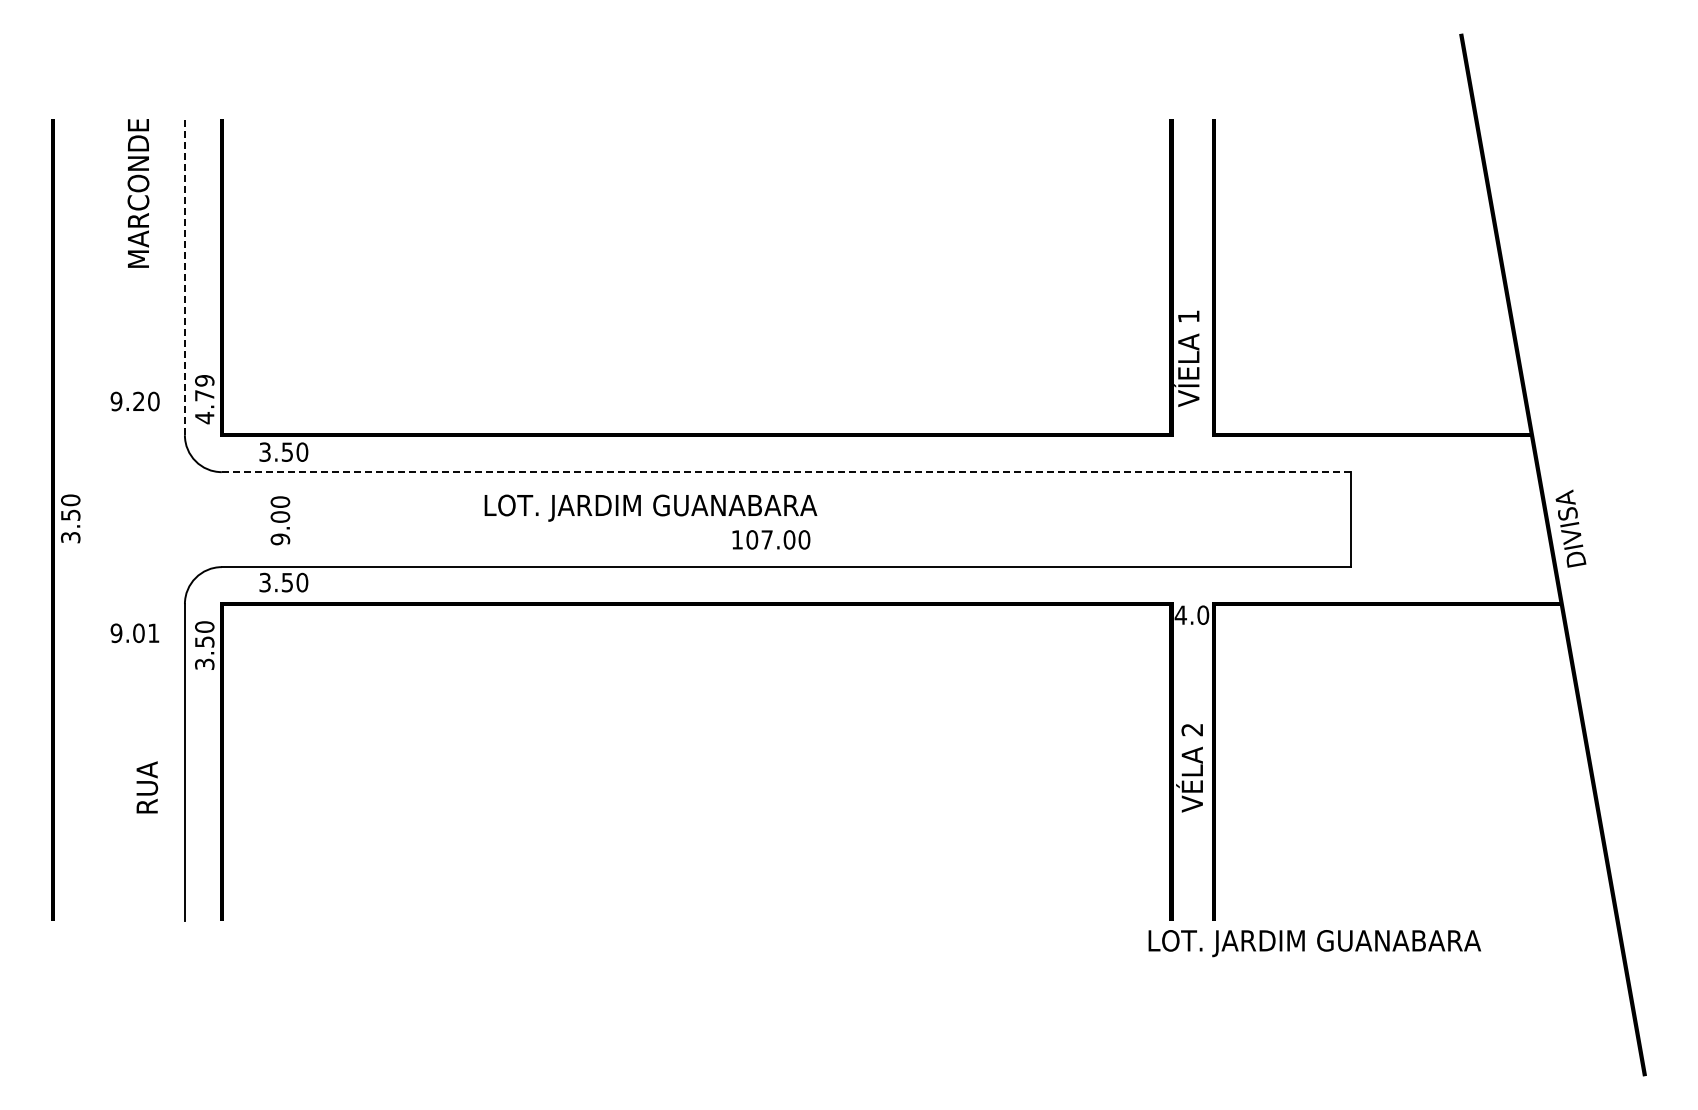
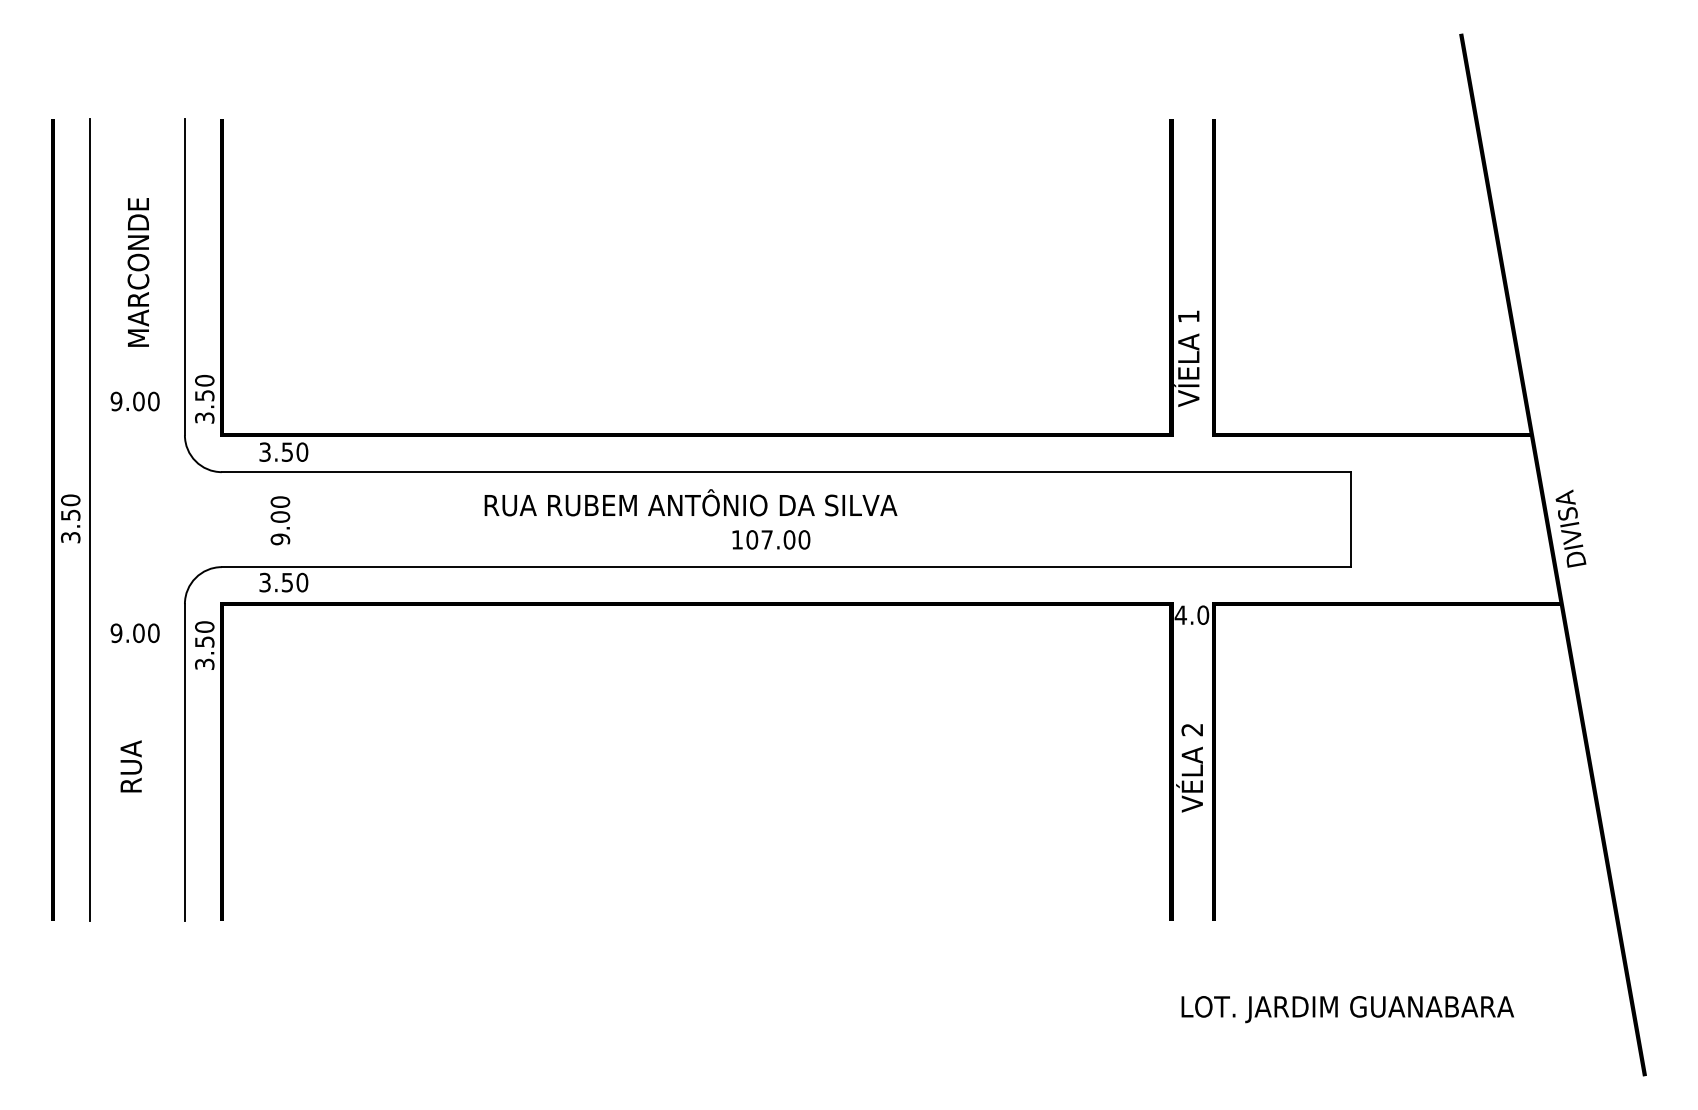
text position: (138, 193) -> (138, 272) (138, 272)
line: dashed -> solid (184, 276)
text: 4.79 -> 3.50 (204, 399)
text: 9.20 -> 9.00 (138, 401)
line: dashed -> solid (786, 472)
text: LOT. JARDIM GUANABARA -> RUA RUBEM ANTÔNIO DA SILVA (692, 505)
line: none -> present (89, 519)
text: 9.01 -> 9.00 (153, 633)
text position: (147, 787) -> (131, 766) (131, 766)
text position: (1314, 943) -> (1347, 1009) (1347, 1009)
